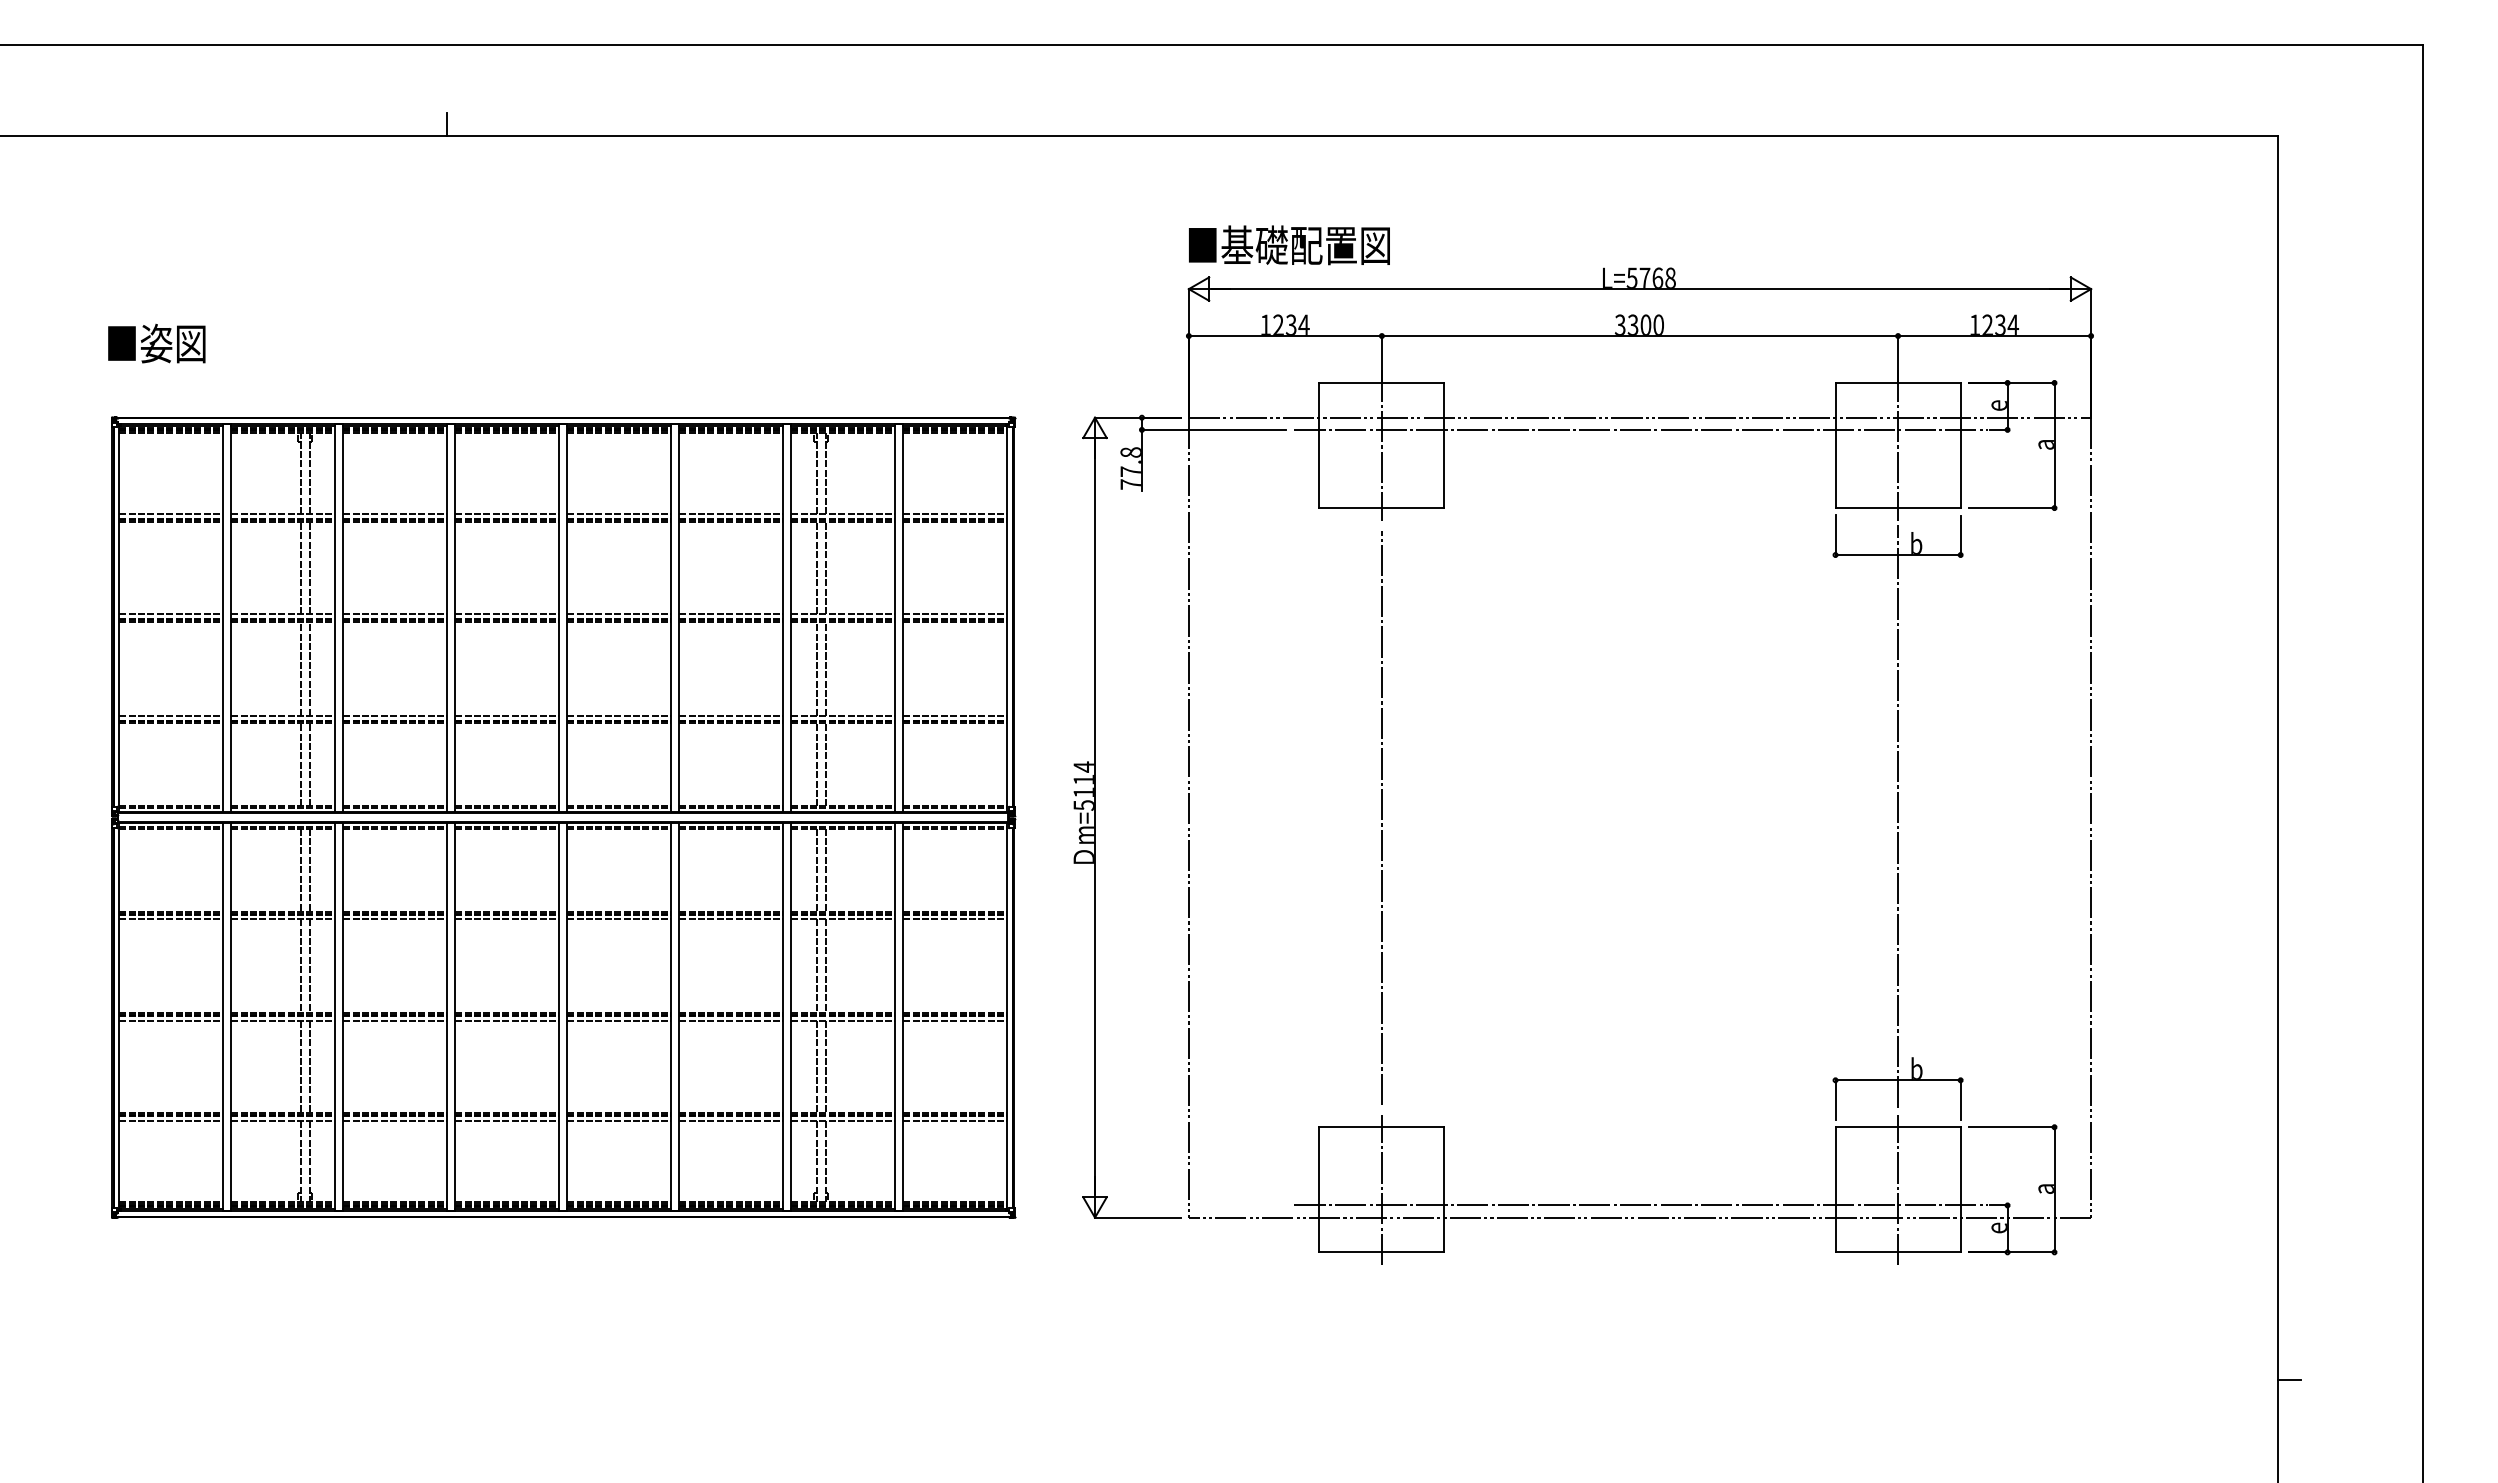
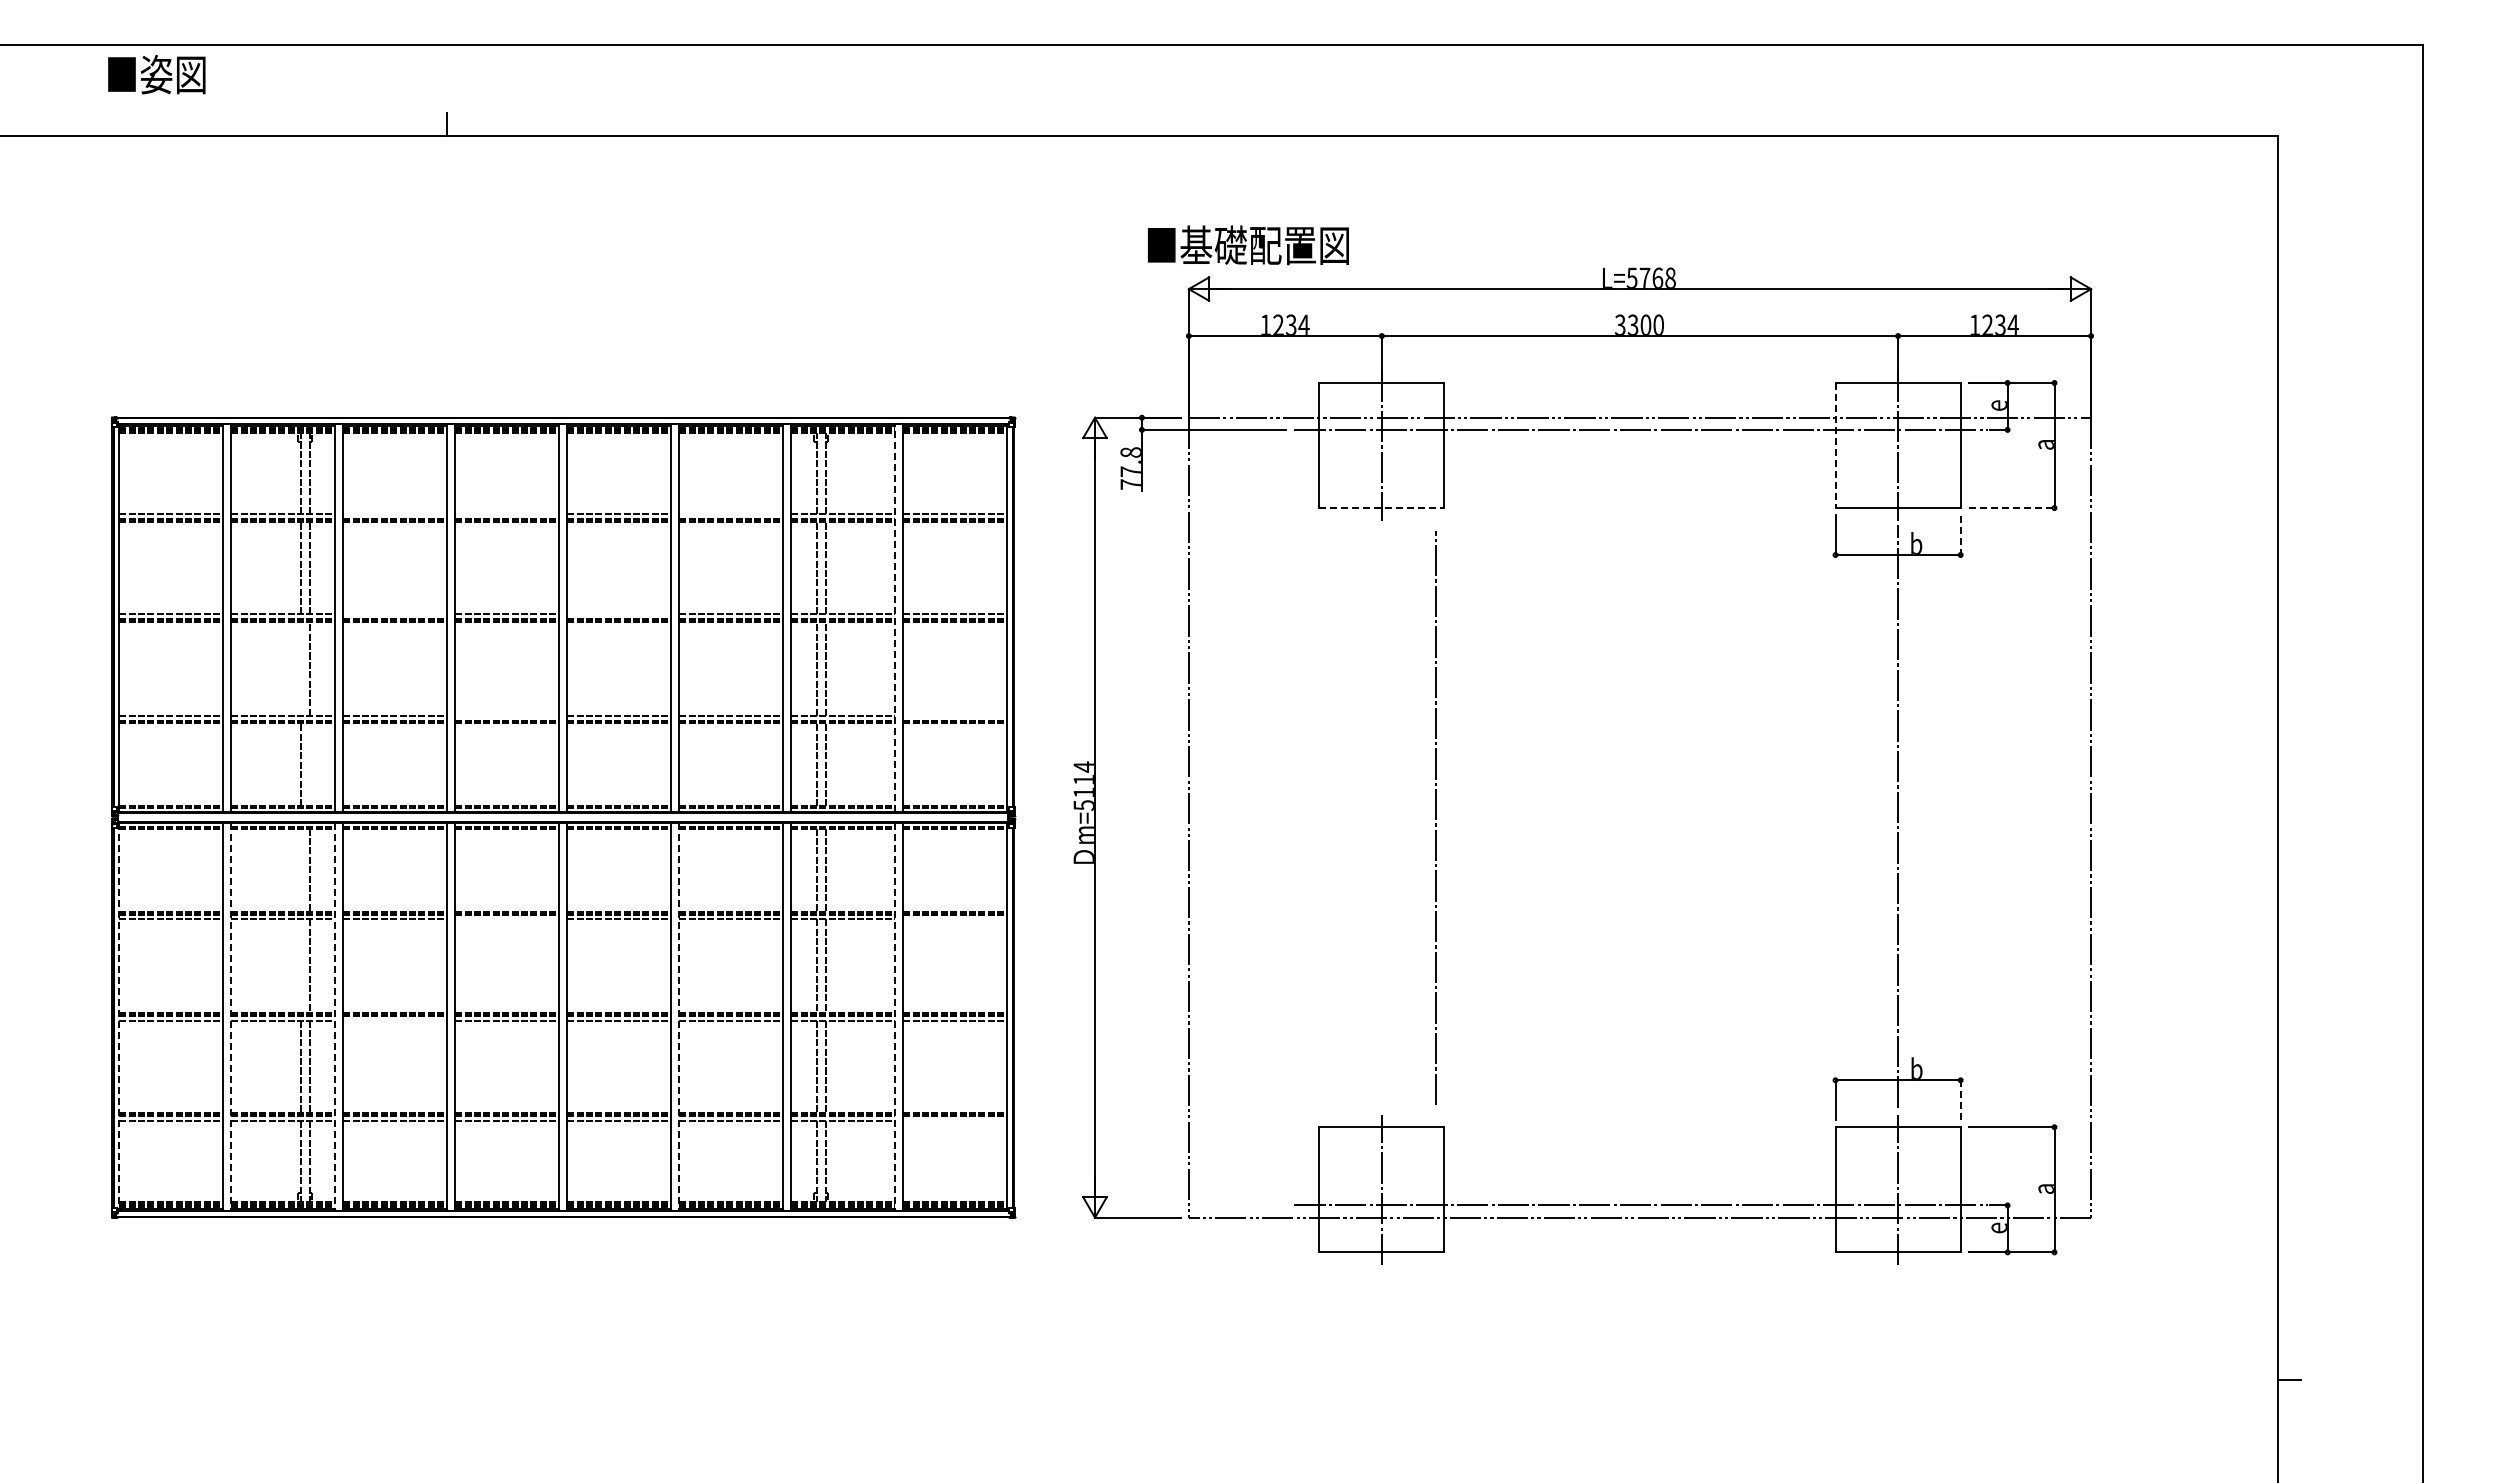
text position: (1289, 245) -> (1248, 245) (1248, 245)
text position: (156, 343) -> (156, 74) (156, 74)
line: solid -> dashed (1835, 445)
line: solid -> dashed (1381, 508)
line: solid -> dashed (2012, 508)
line: present -> none (395, 514)
line: present -> none (507, 514)
line: present -> none (731, 514)
line: solid -> dashed (1960, 535)
line: present -> none (395, 614)
line: present -> none (619, 614)
line: solid -> dashed (895, 618)
line: present -> none (301, 668)
line: present -> none (507, 715)
line: present -> none (955, 715)
line: present -> none (309, 764)
line position: (1381, 817) -> (1435, 817) (1435, 817)
line: present -> none (301, 869)
line: present -> none (507, 919)
line: present -> none (955, 919)
line: present -> none (301, 965)
line: solid -> dashed (119, 1016)
line: solid -> dashed (231, 1016)
line: solid -> dashed (335, 1016)
line: solid -> dashed (679, 1016)
line: solid -> dashed (895, 1016)
line: present -> none (395, 1020)
line: solid -> dashed (1960, 1099)
line: present -> none (955, 1120)
